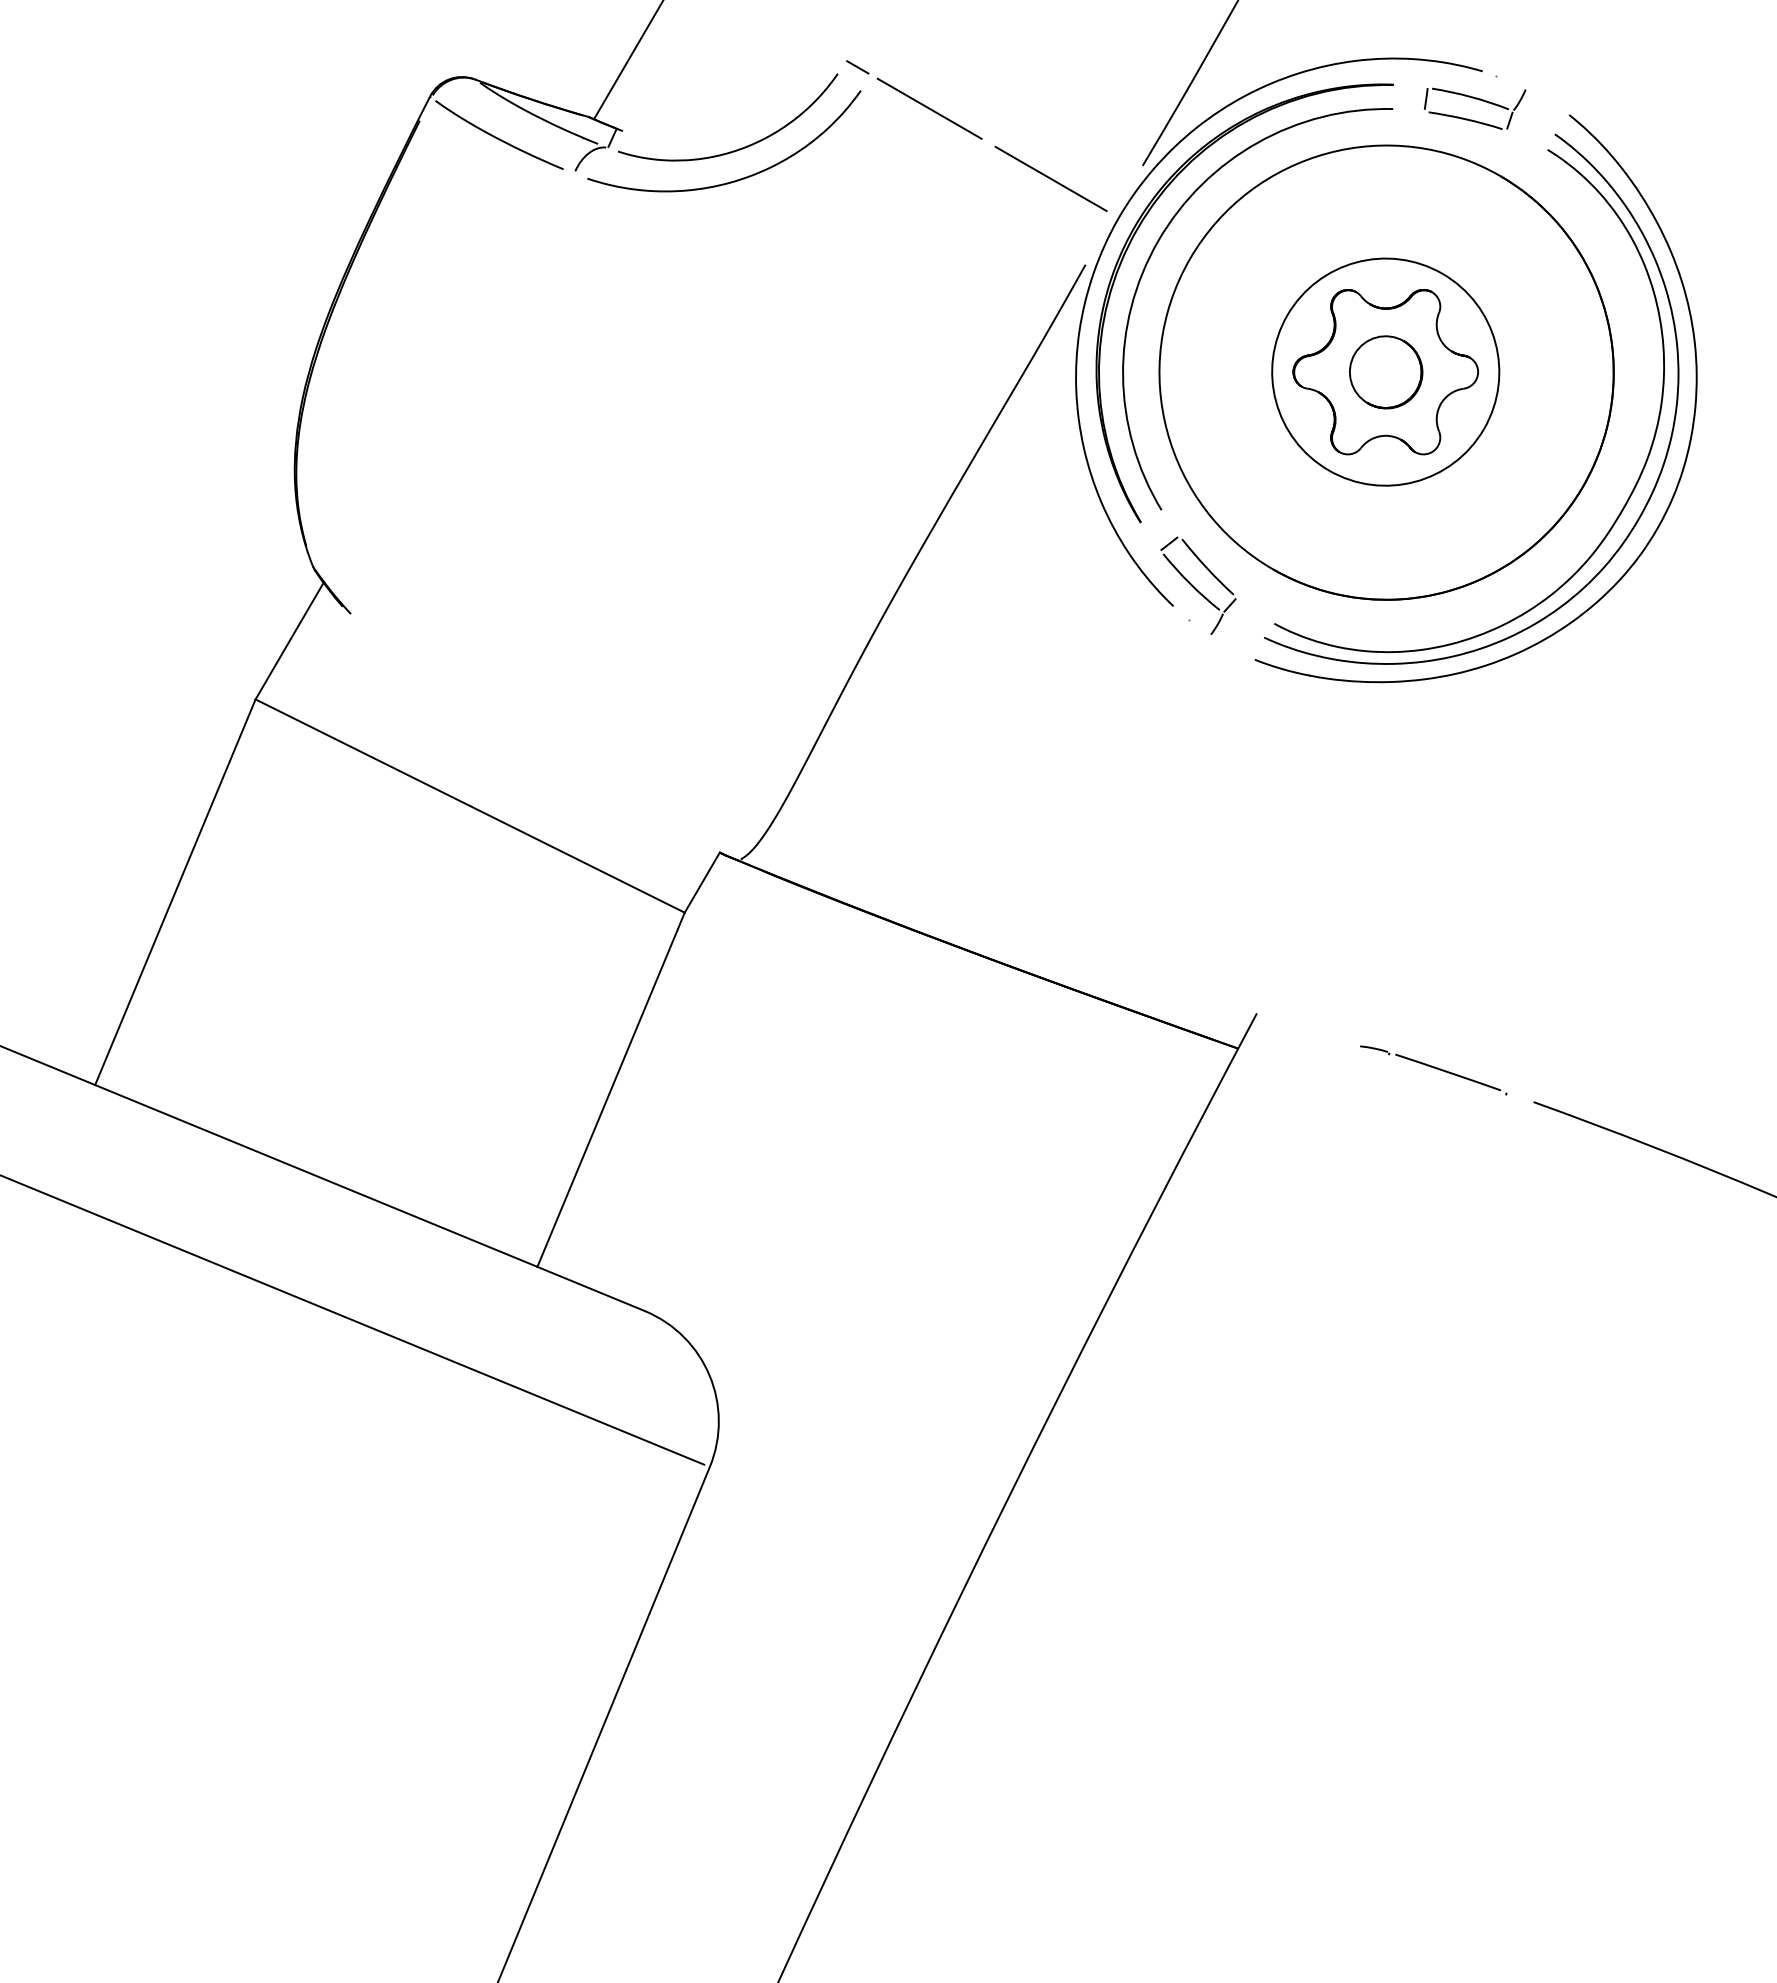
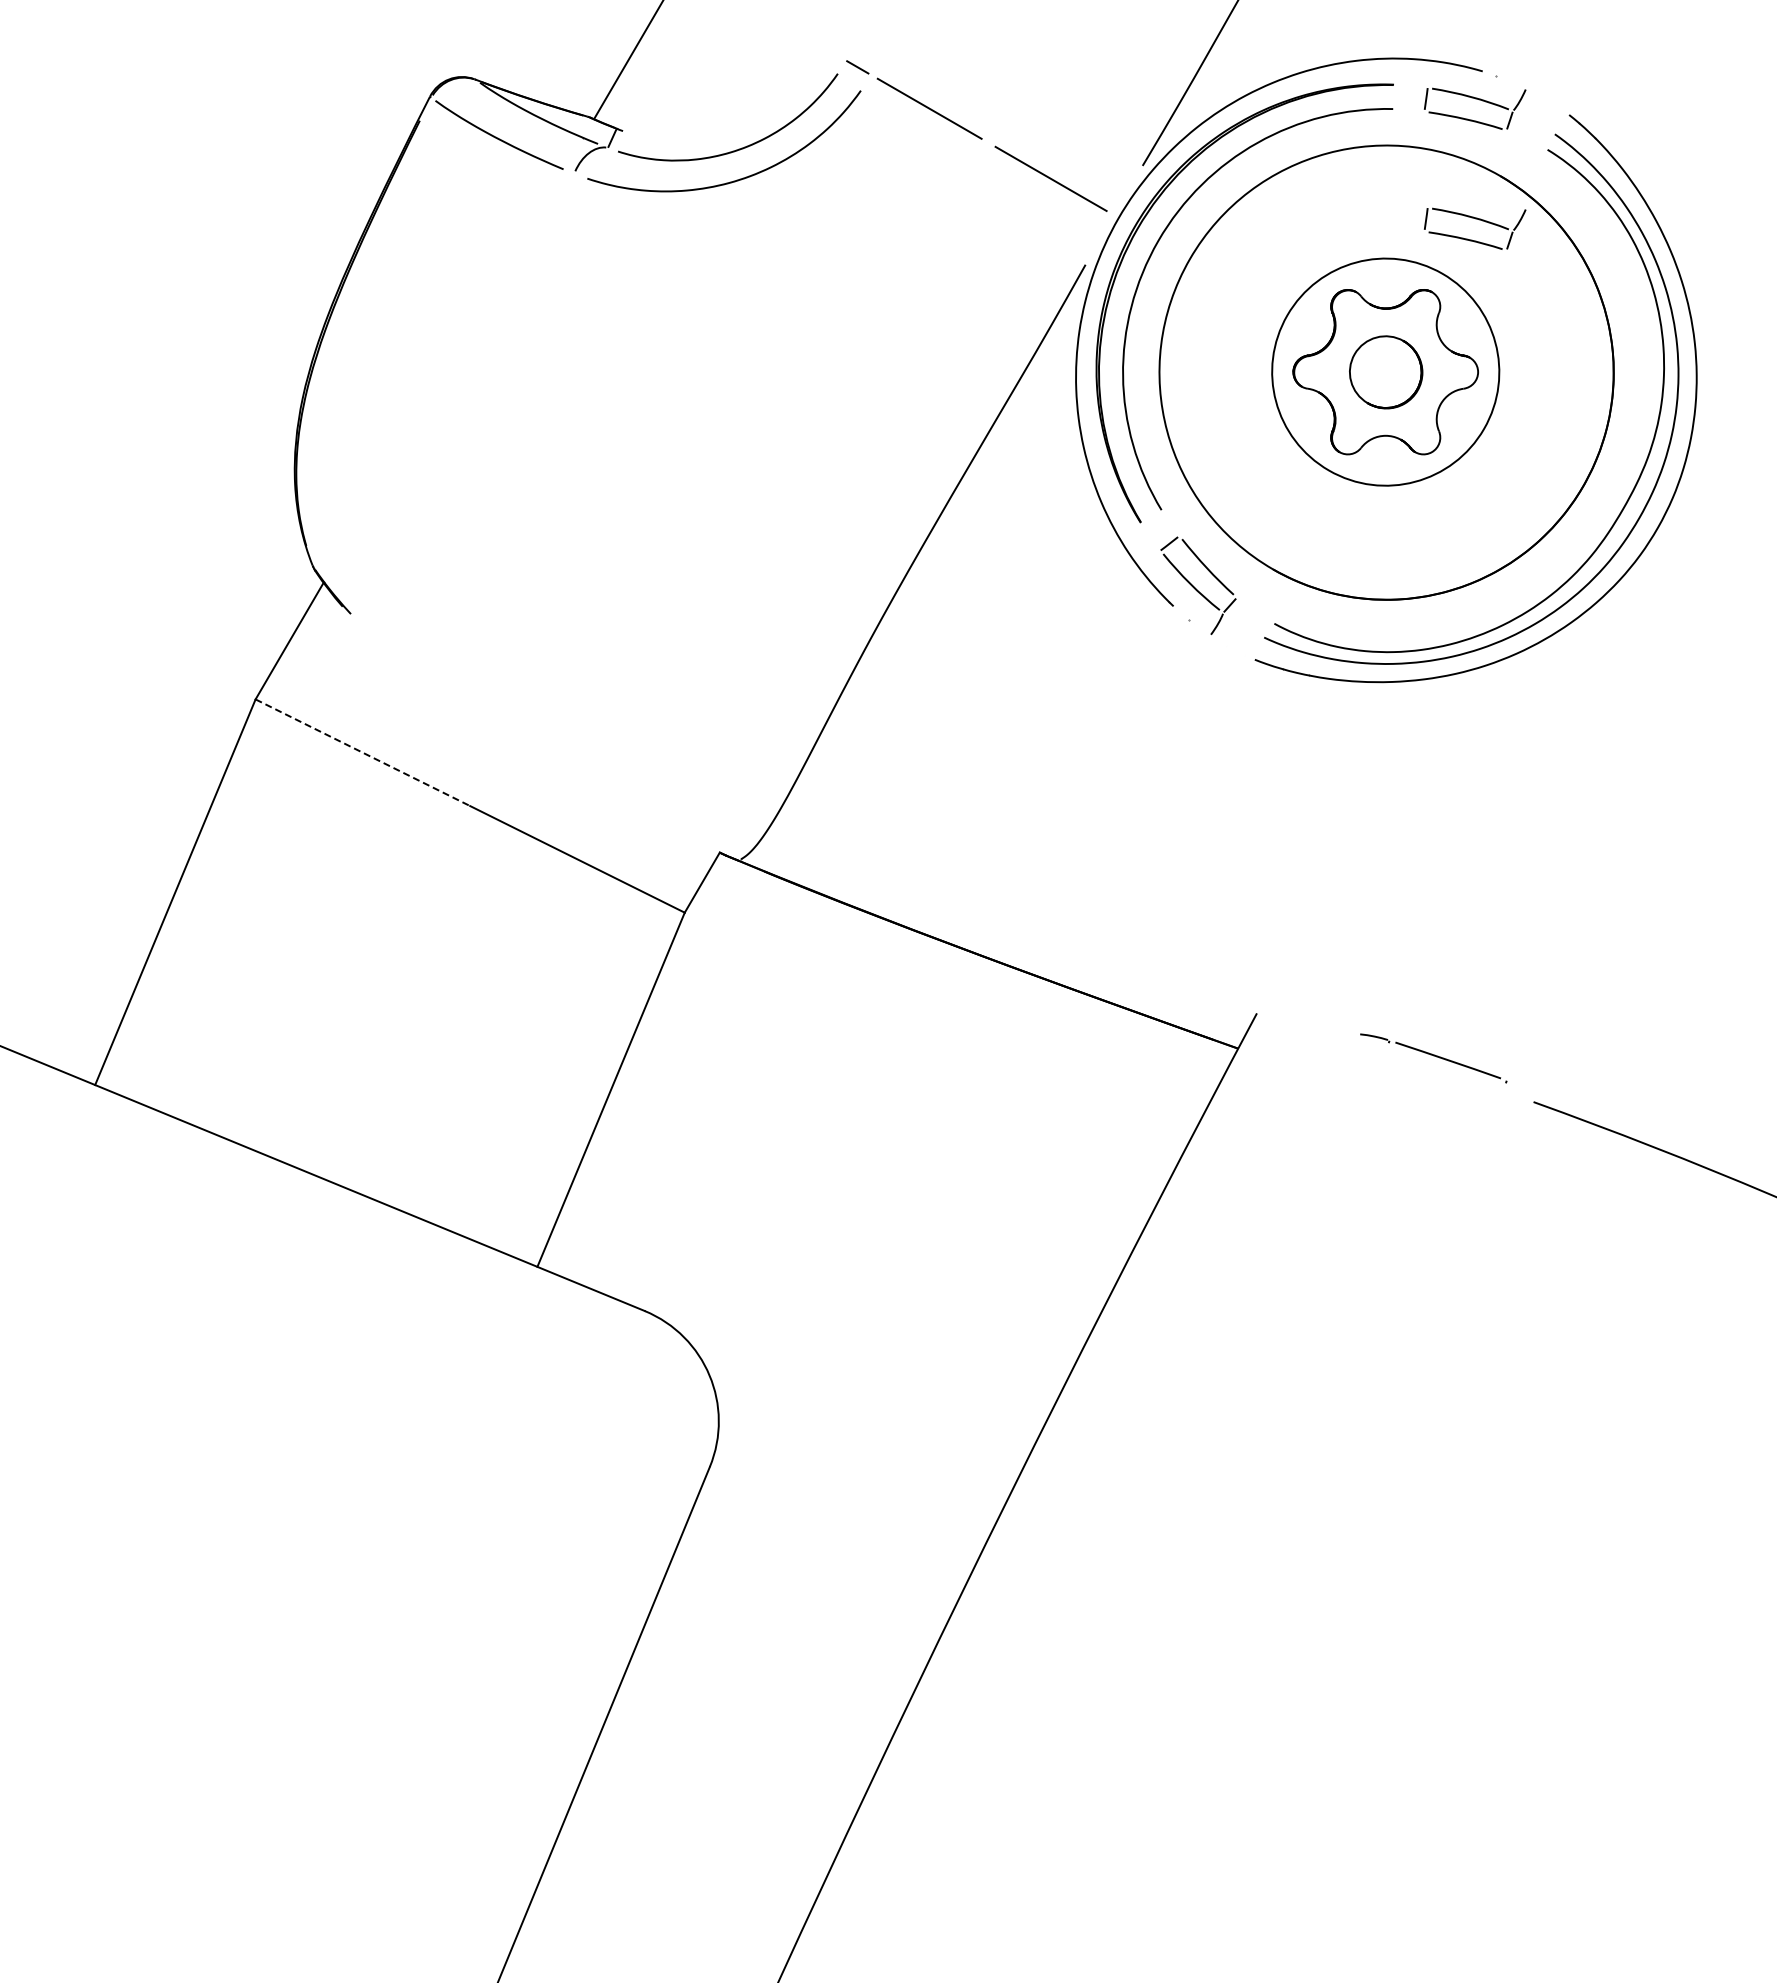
part: none -> present (1479, 220)
line: solid -> dashed (362, 752)
part position: (1433, 1070) -> (1433, 1058) (1433, 1058)
line: present -> none (353, 1320)
